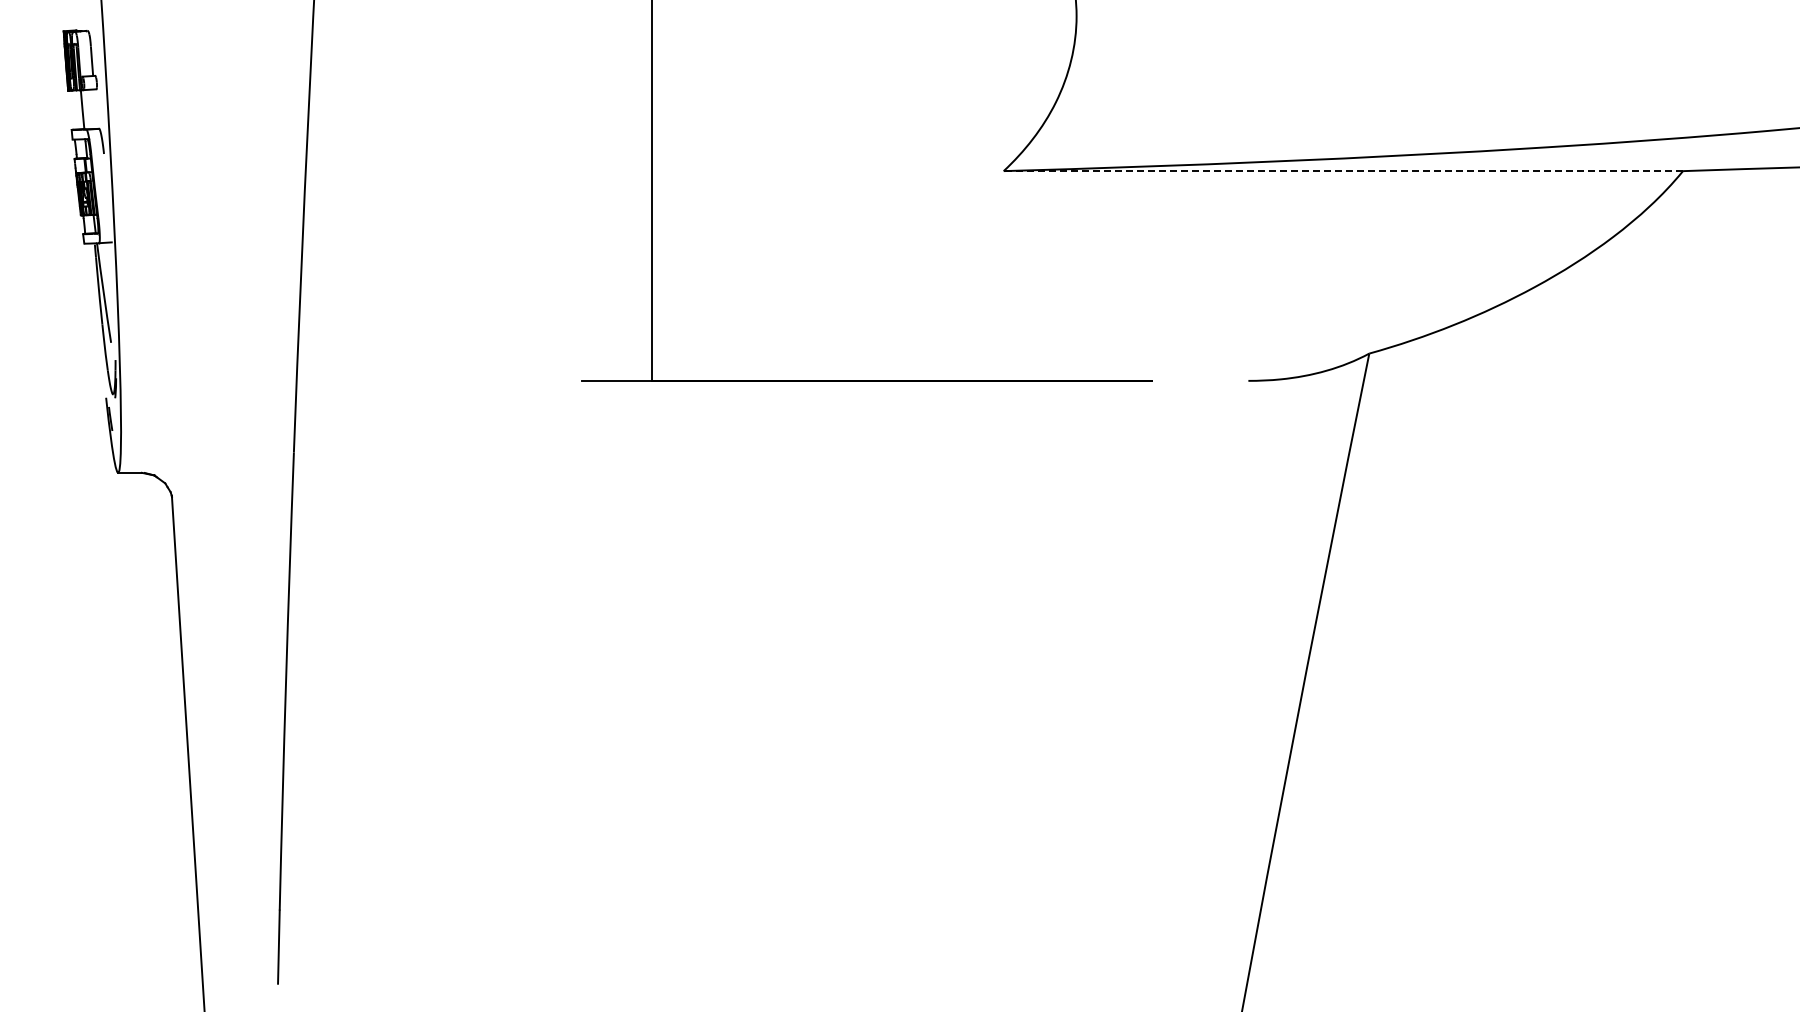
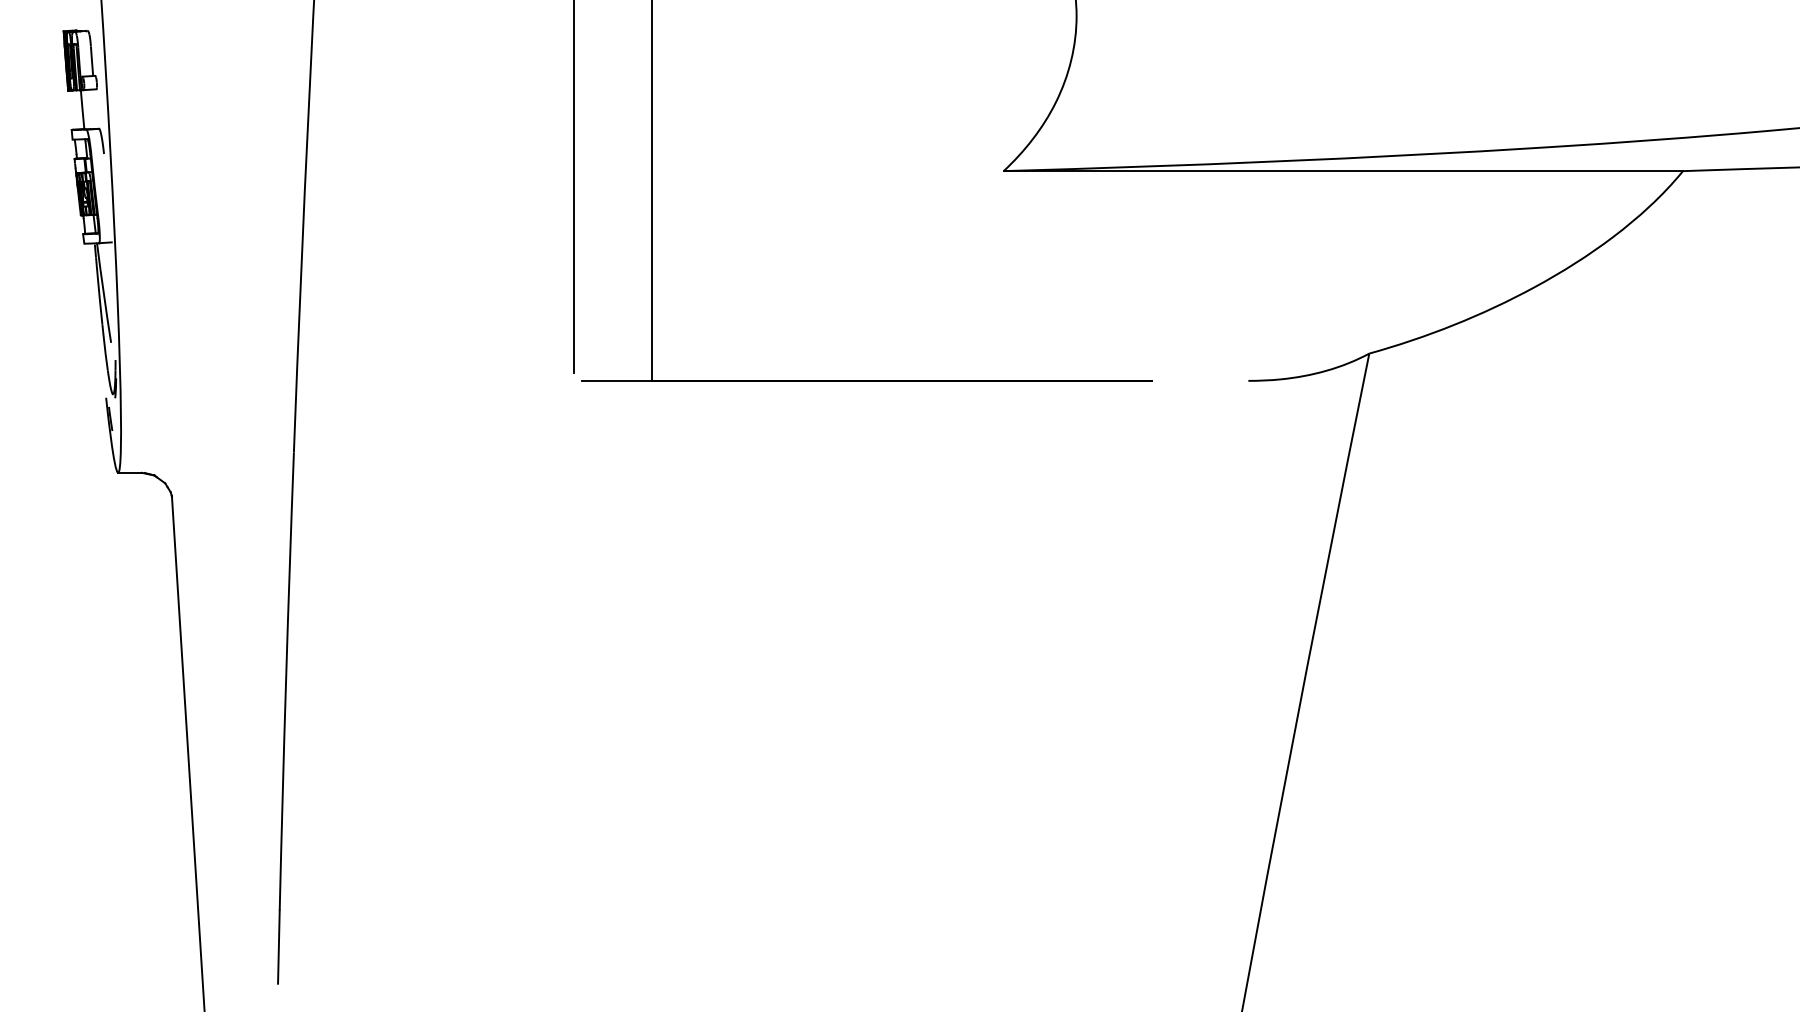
line: dashed -> solid (1343, 171)
line: none -> present (574, 187)
